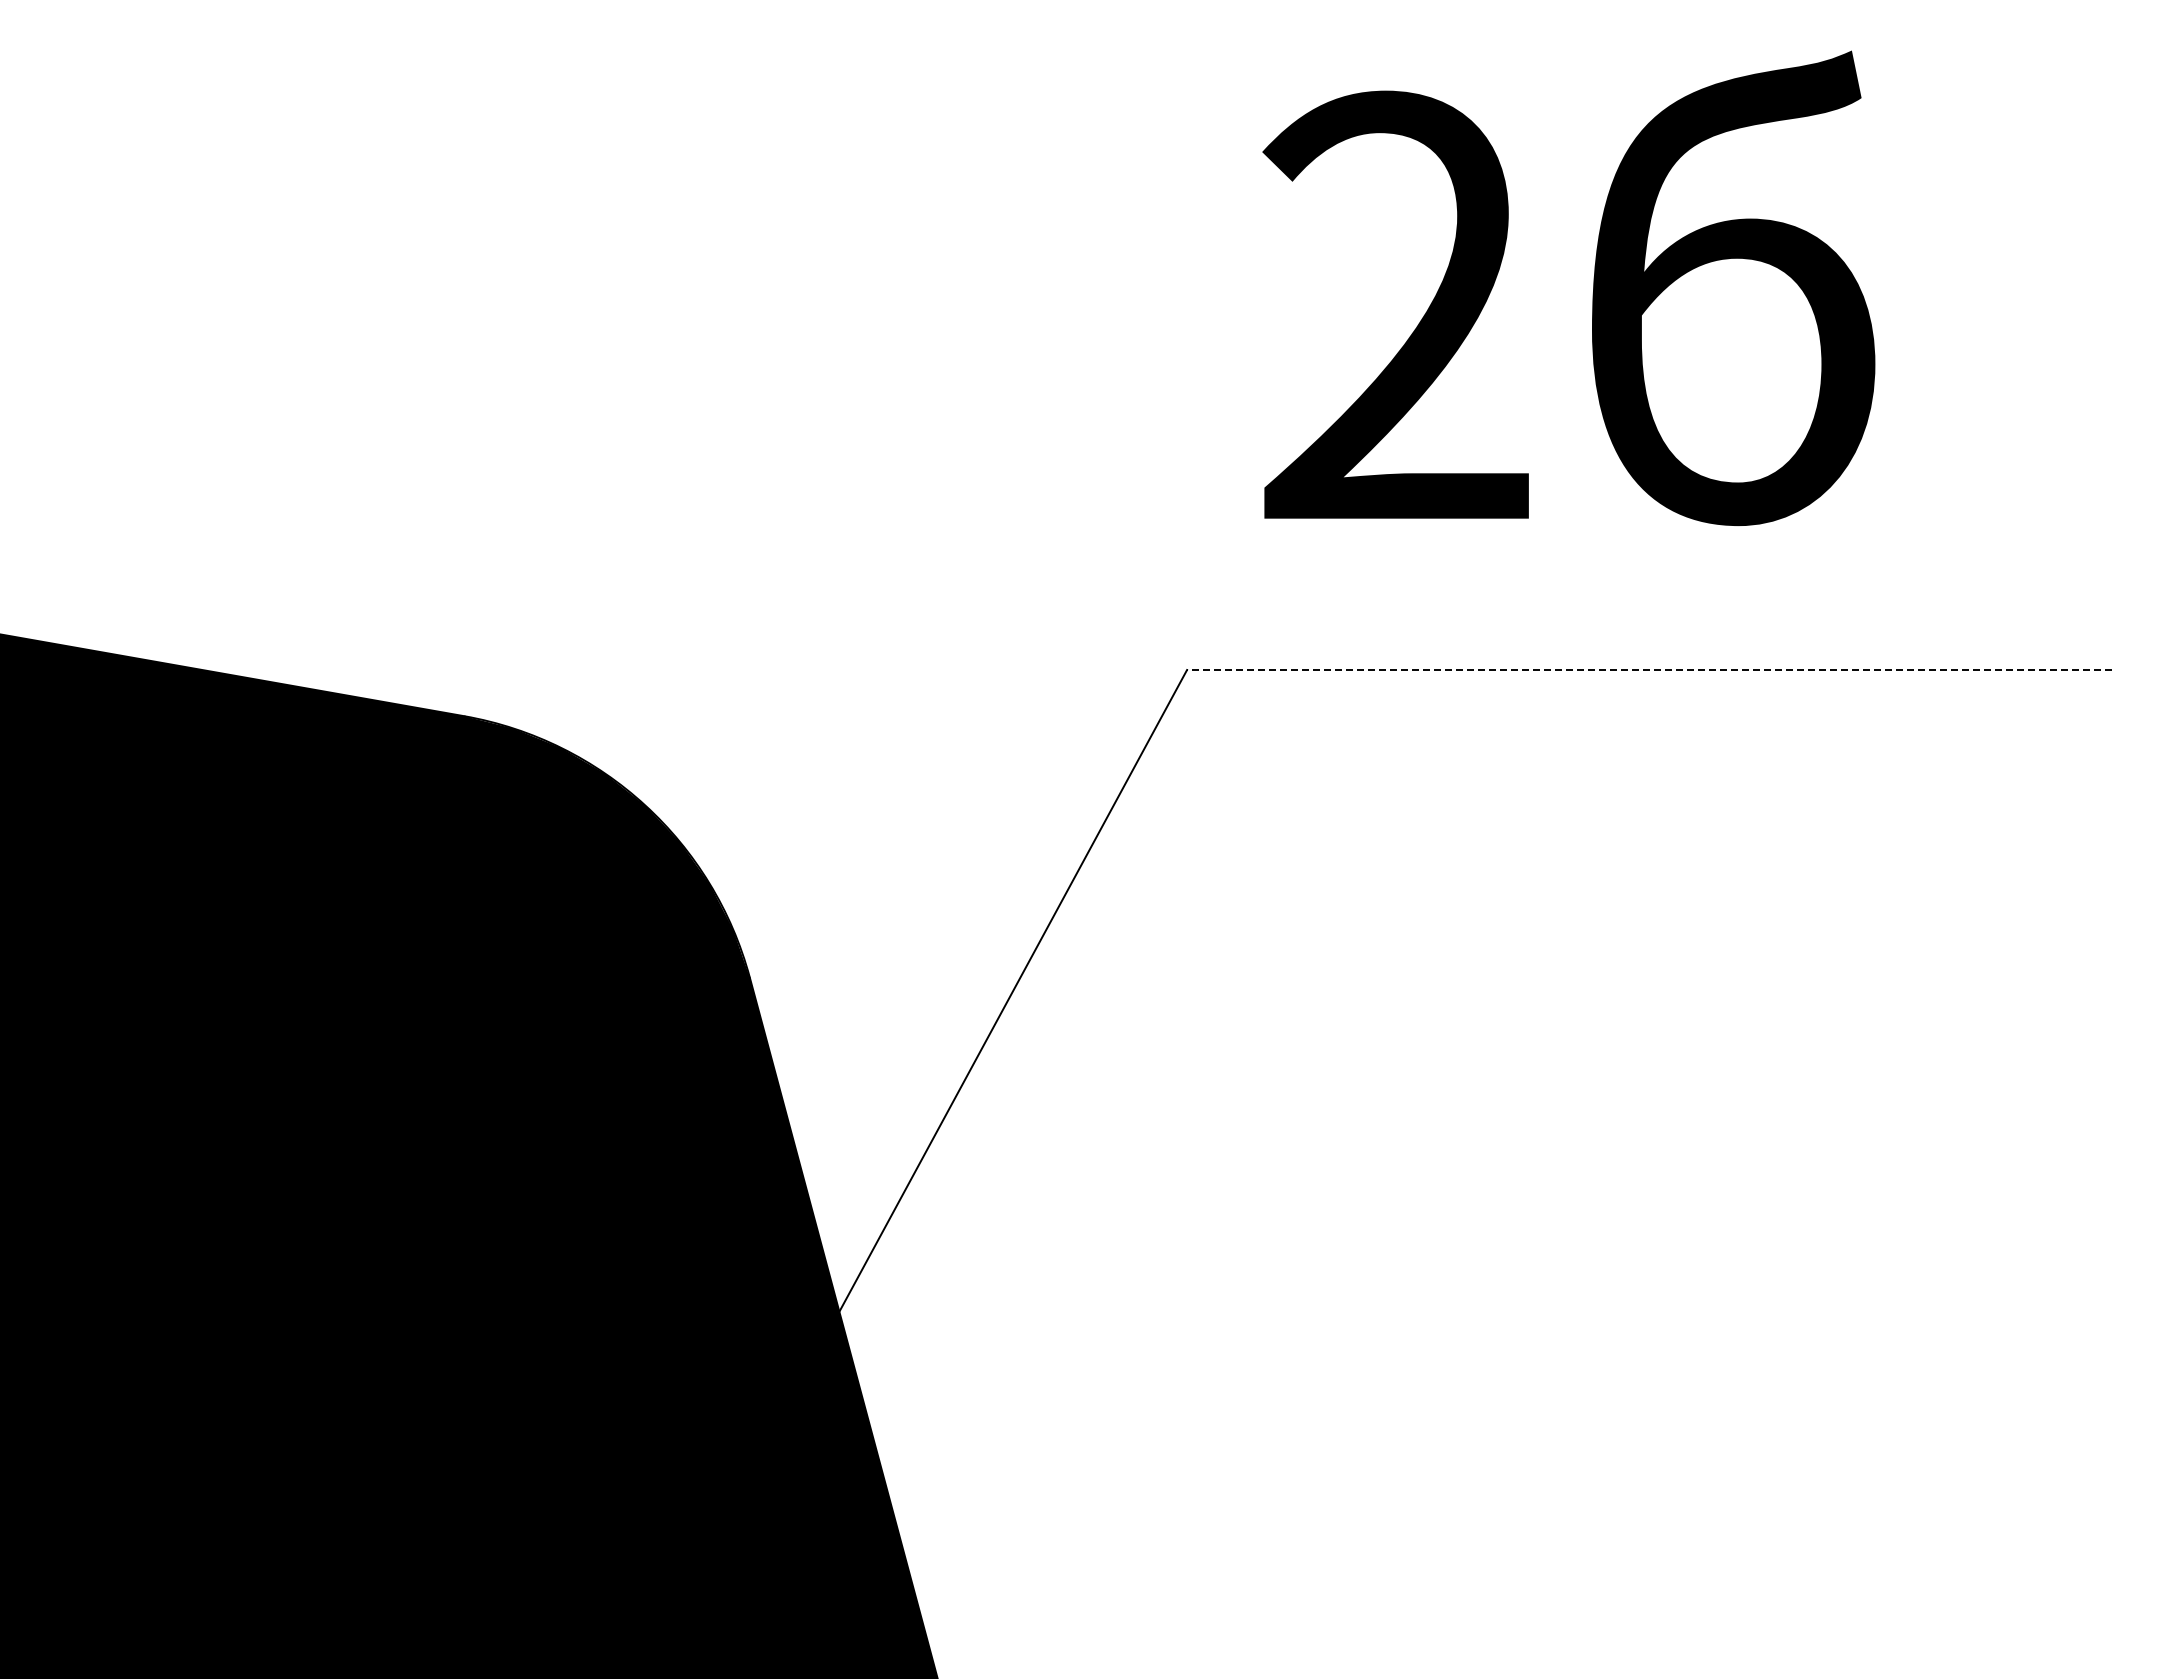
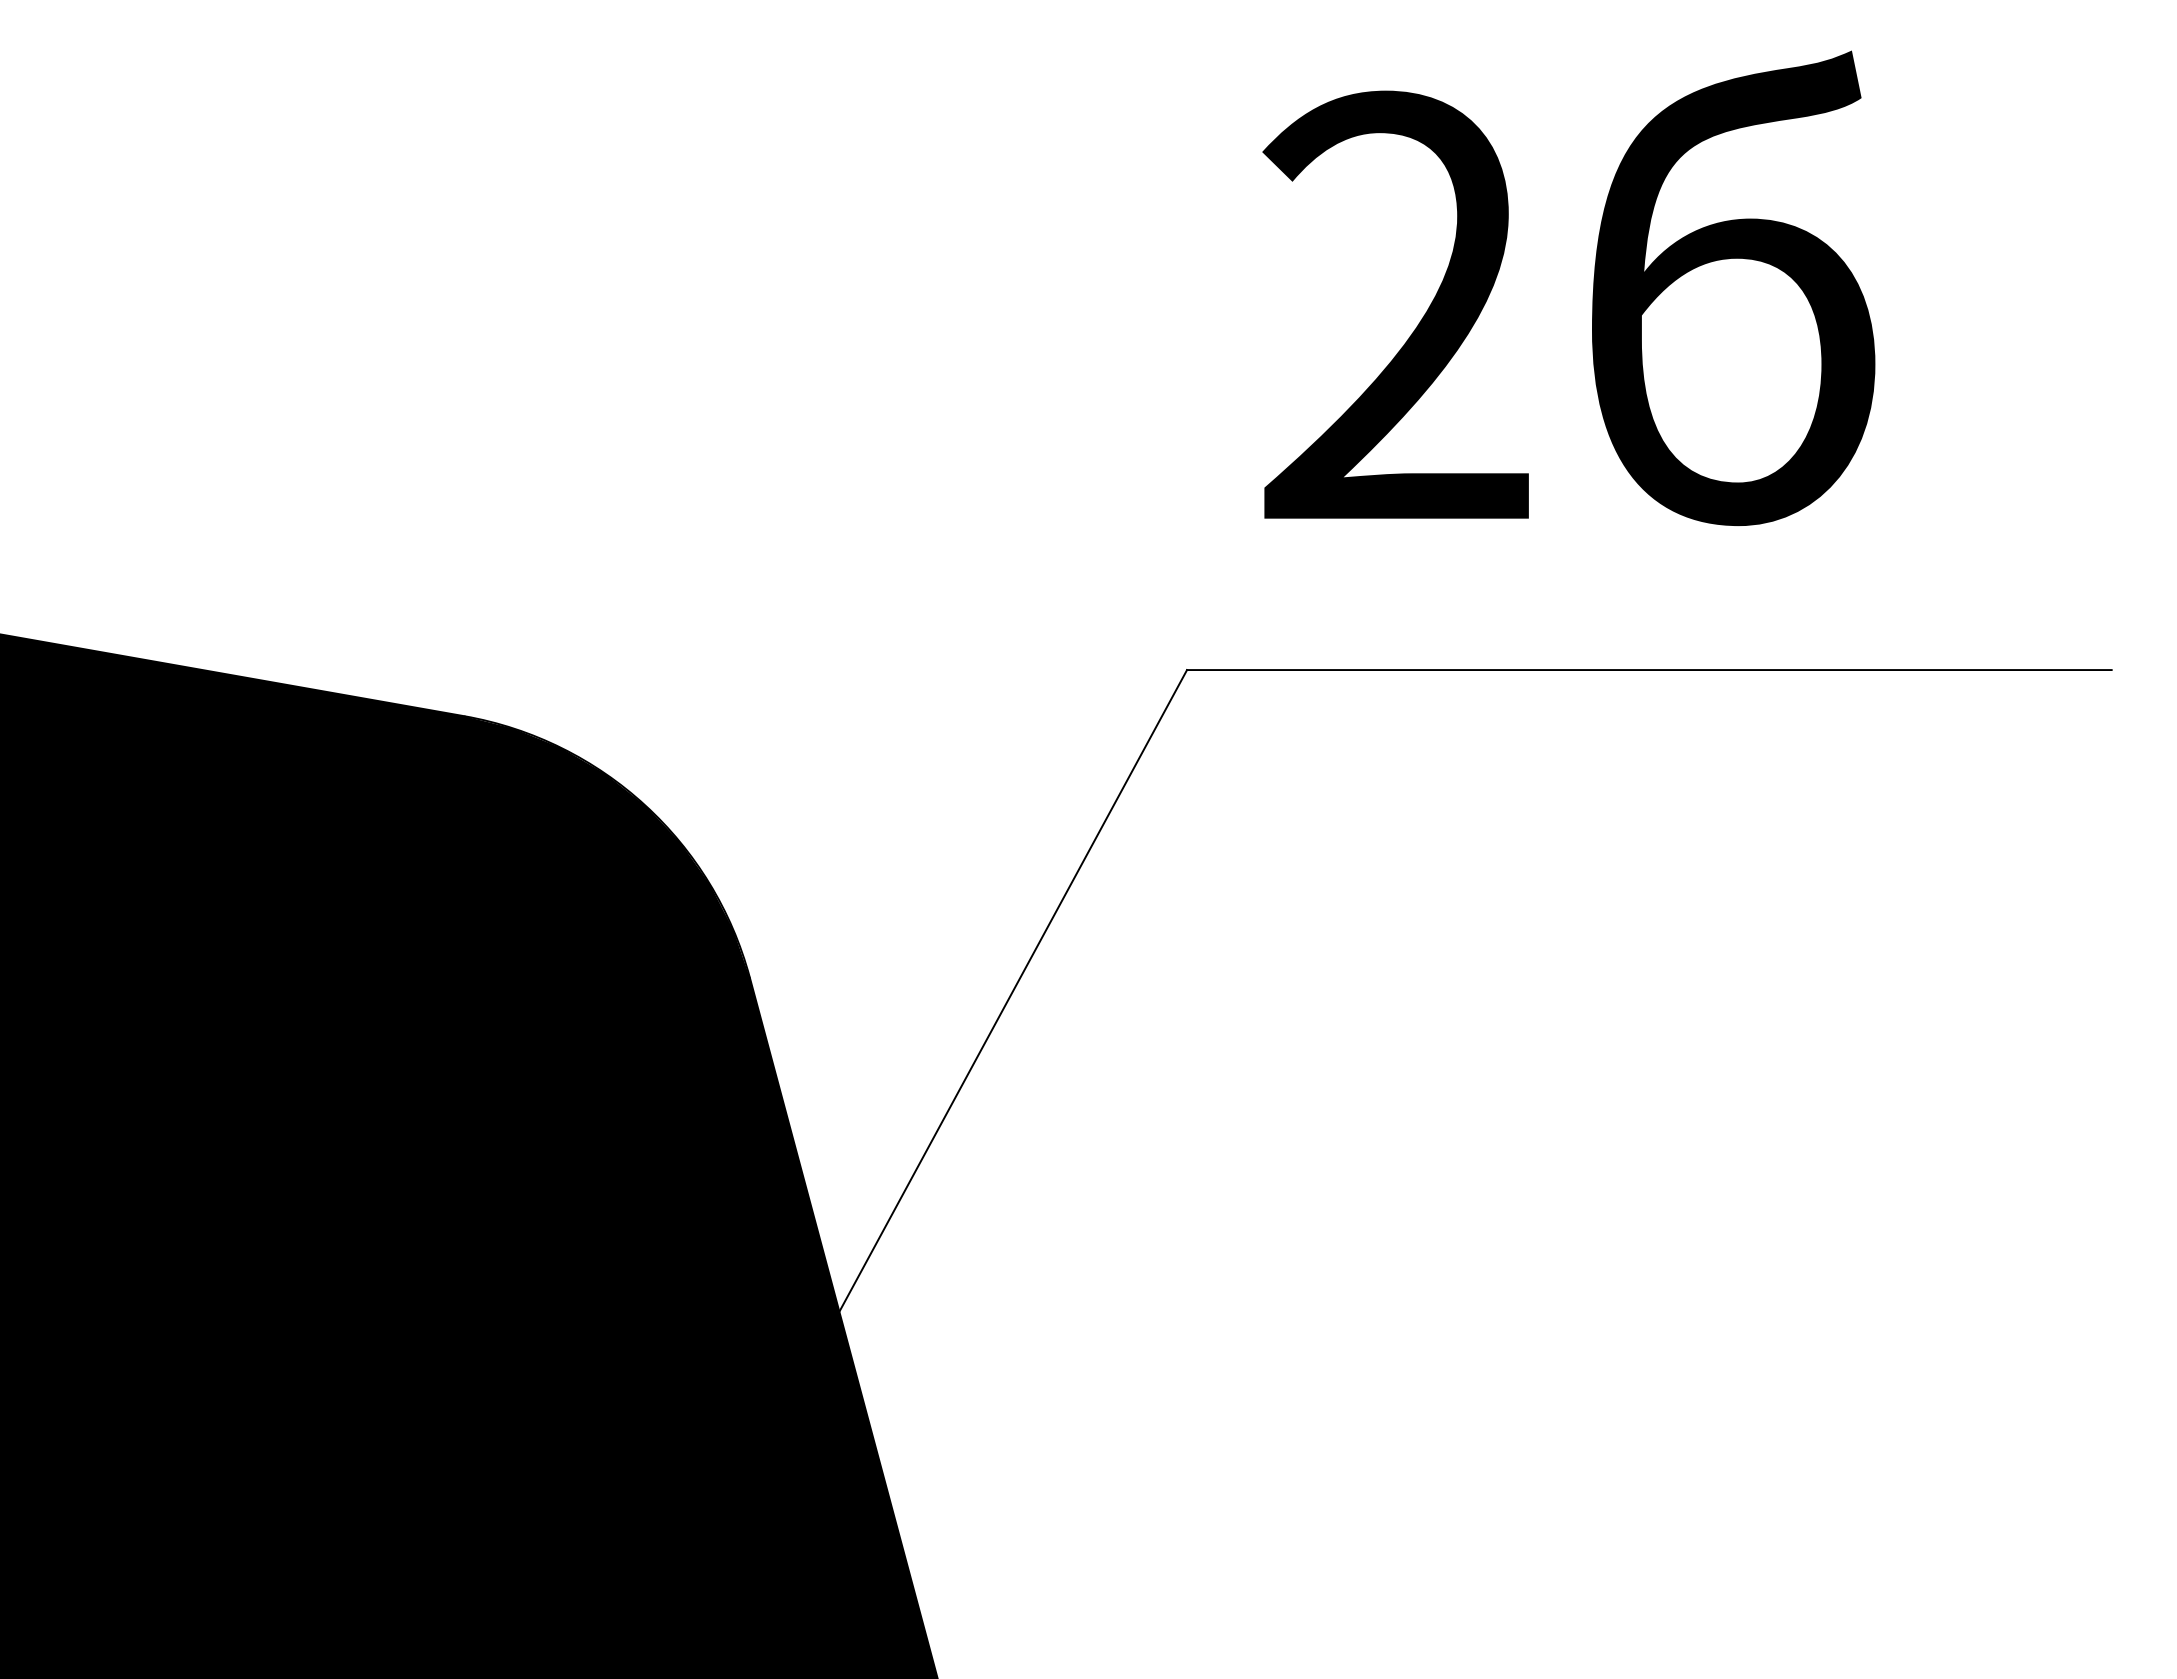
line: dashed -> solid (1648, 670)
